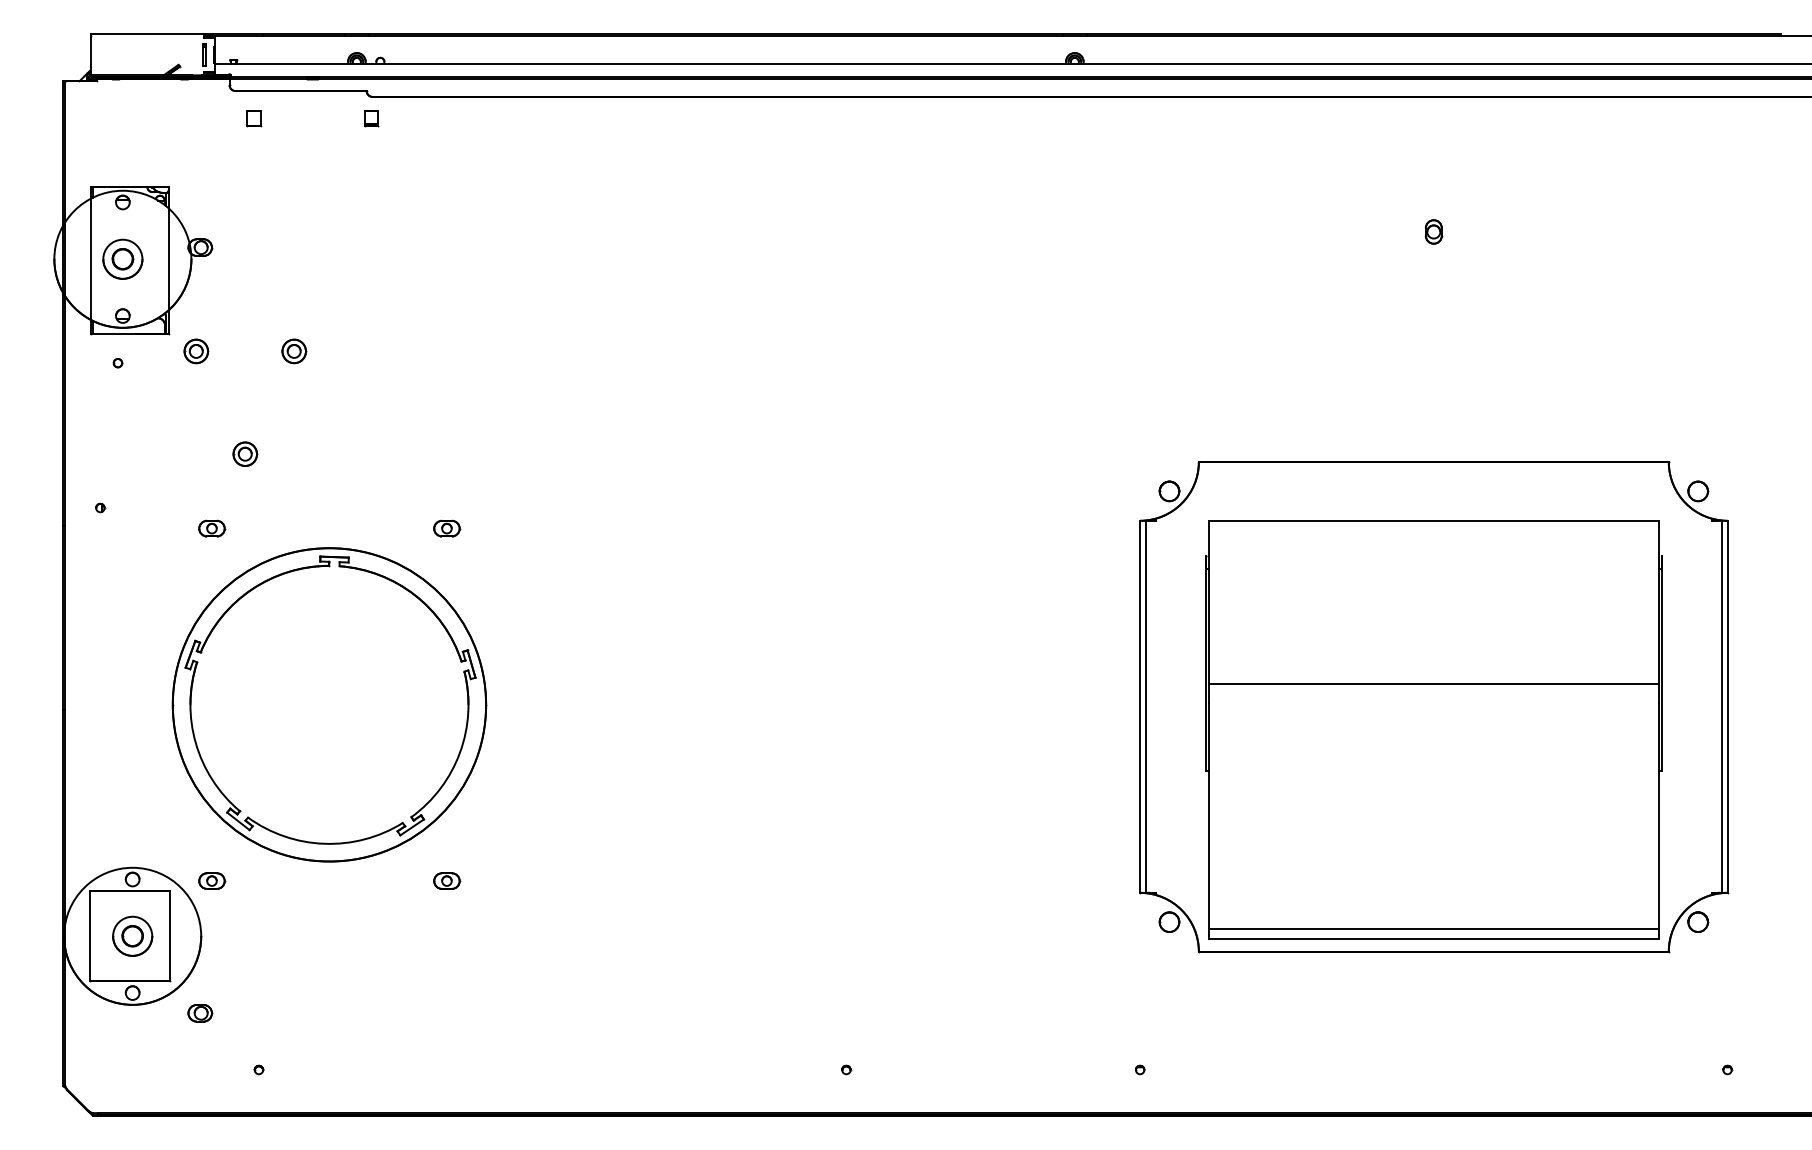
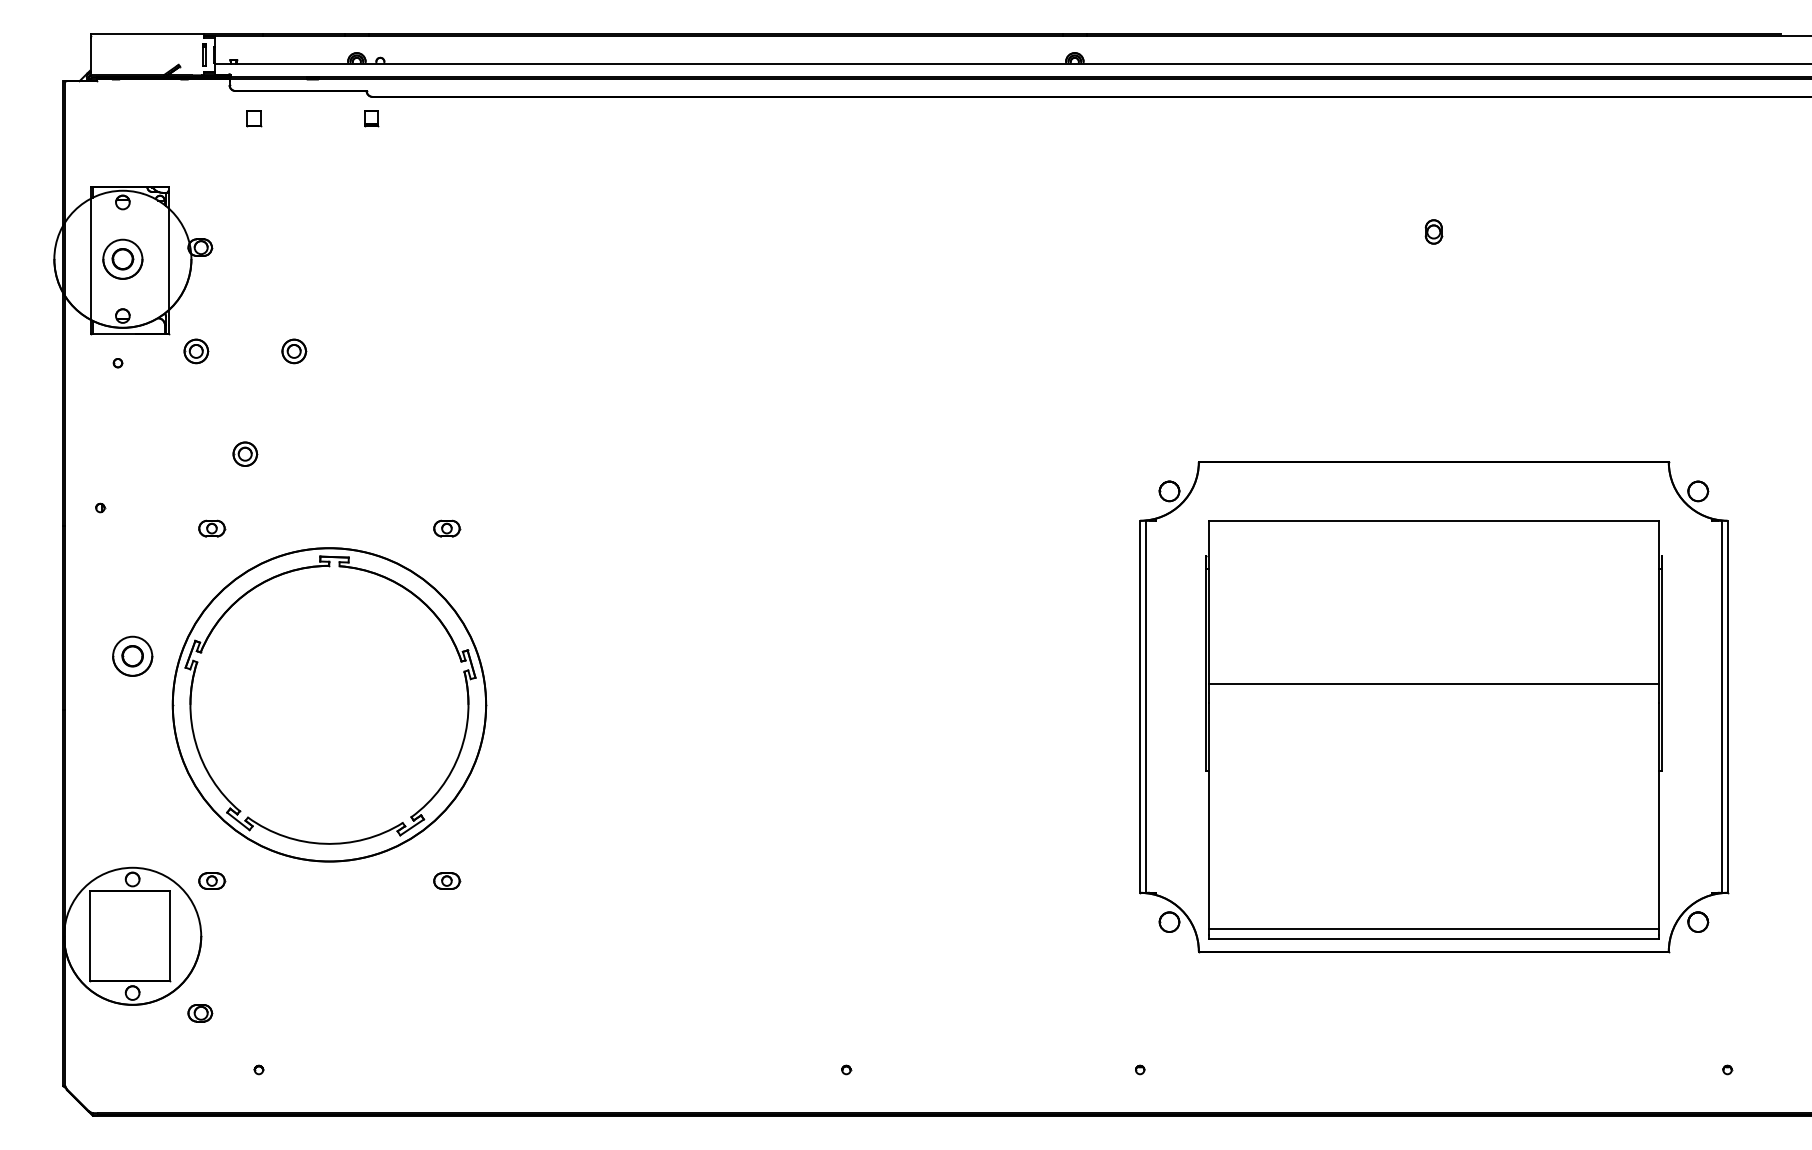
part position: (132, 935) -> (132, 655) (132, 655)
